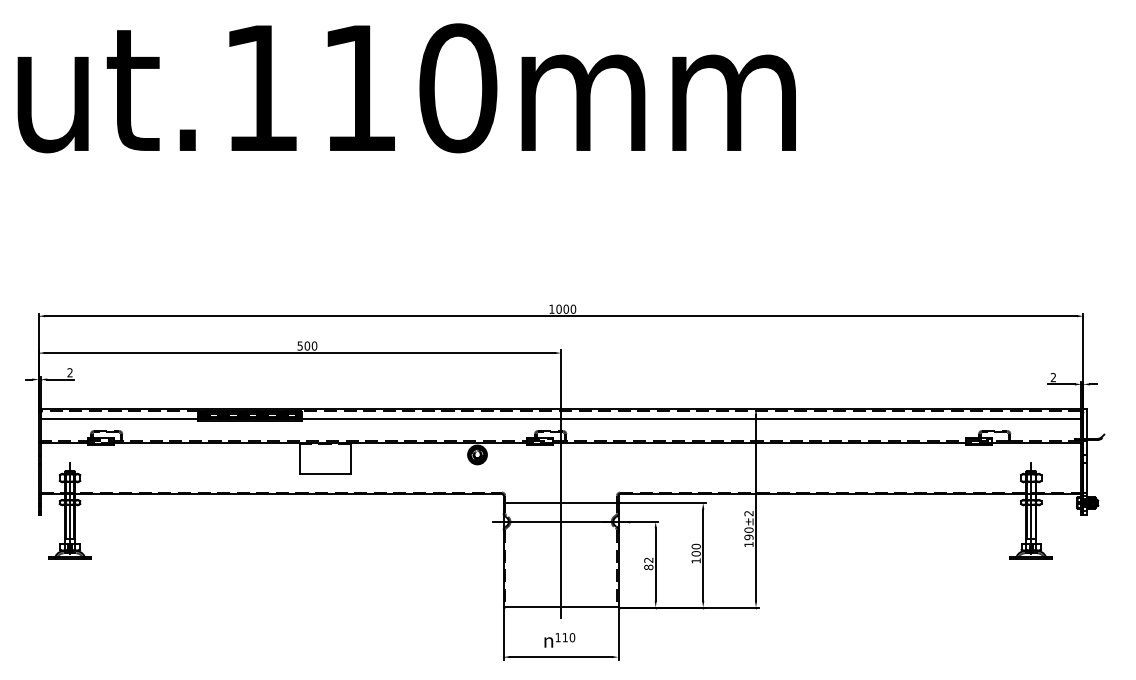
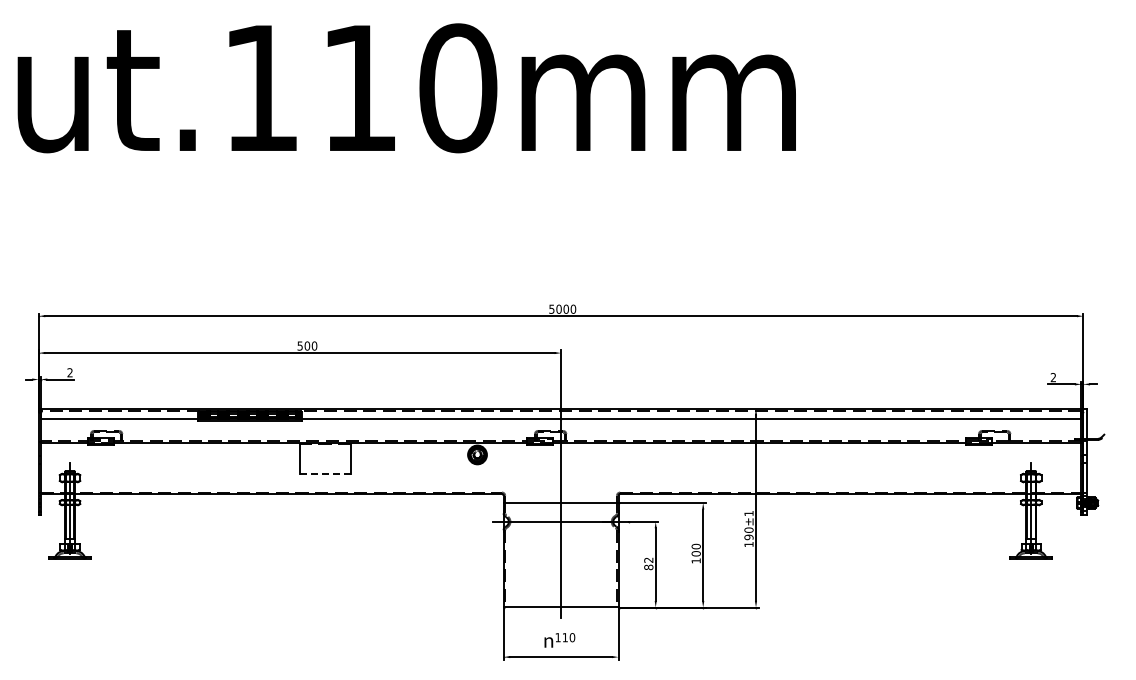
text: 1000 -> 5000 (551, 308)
line: solid -> dashed (325, 474)
text: ±2 -> ±1 (748, 513)
